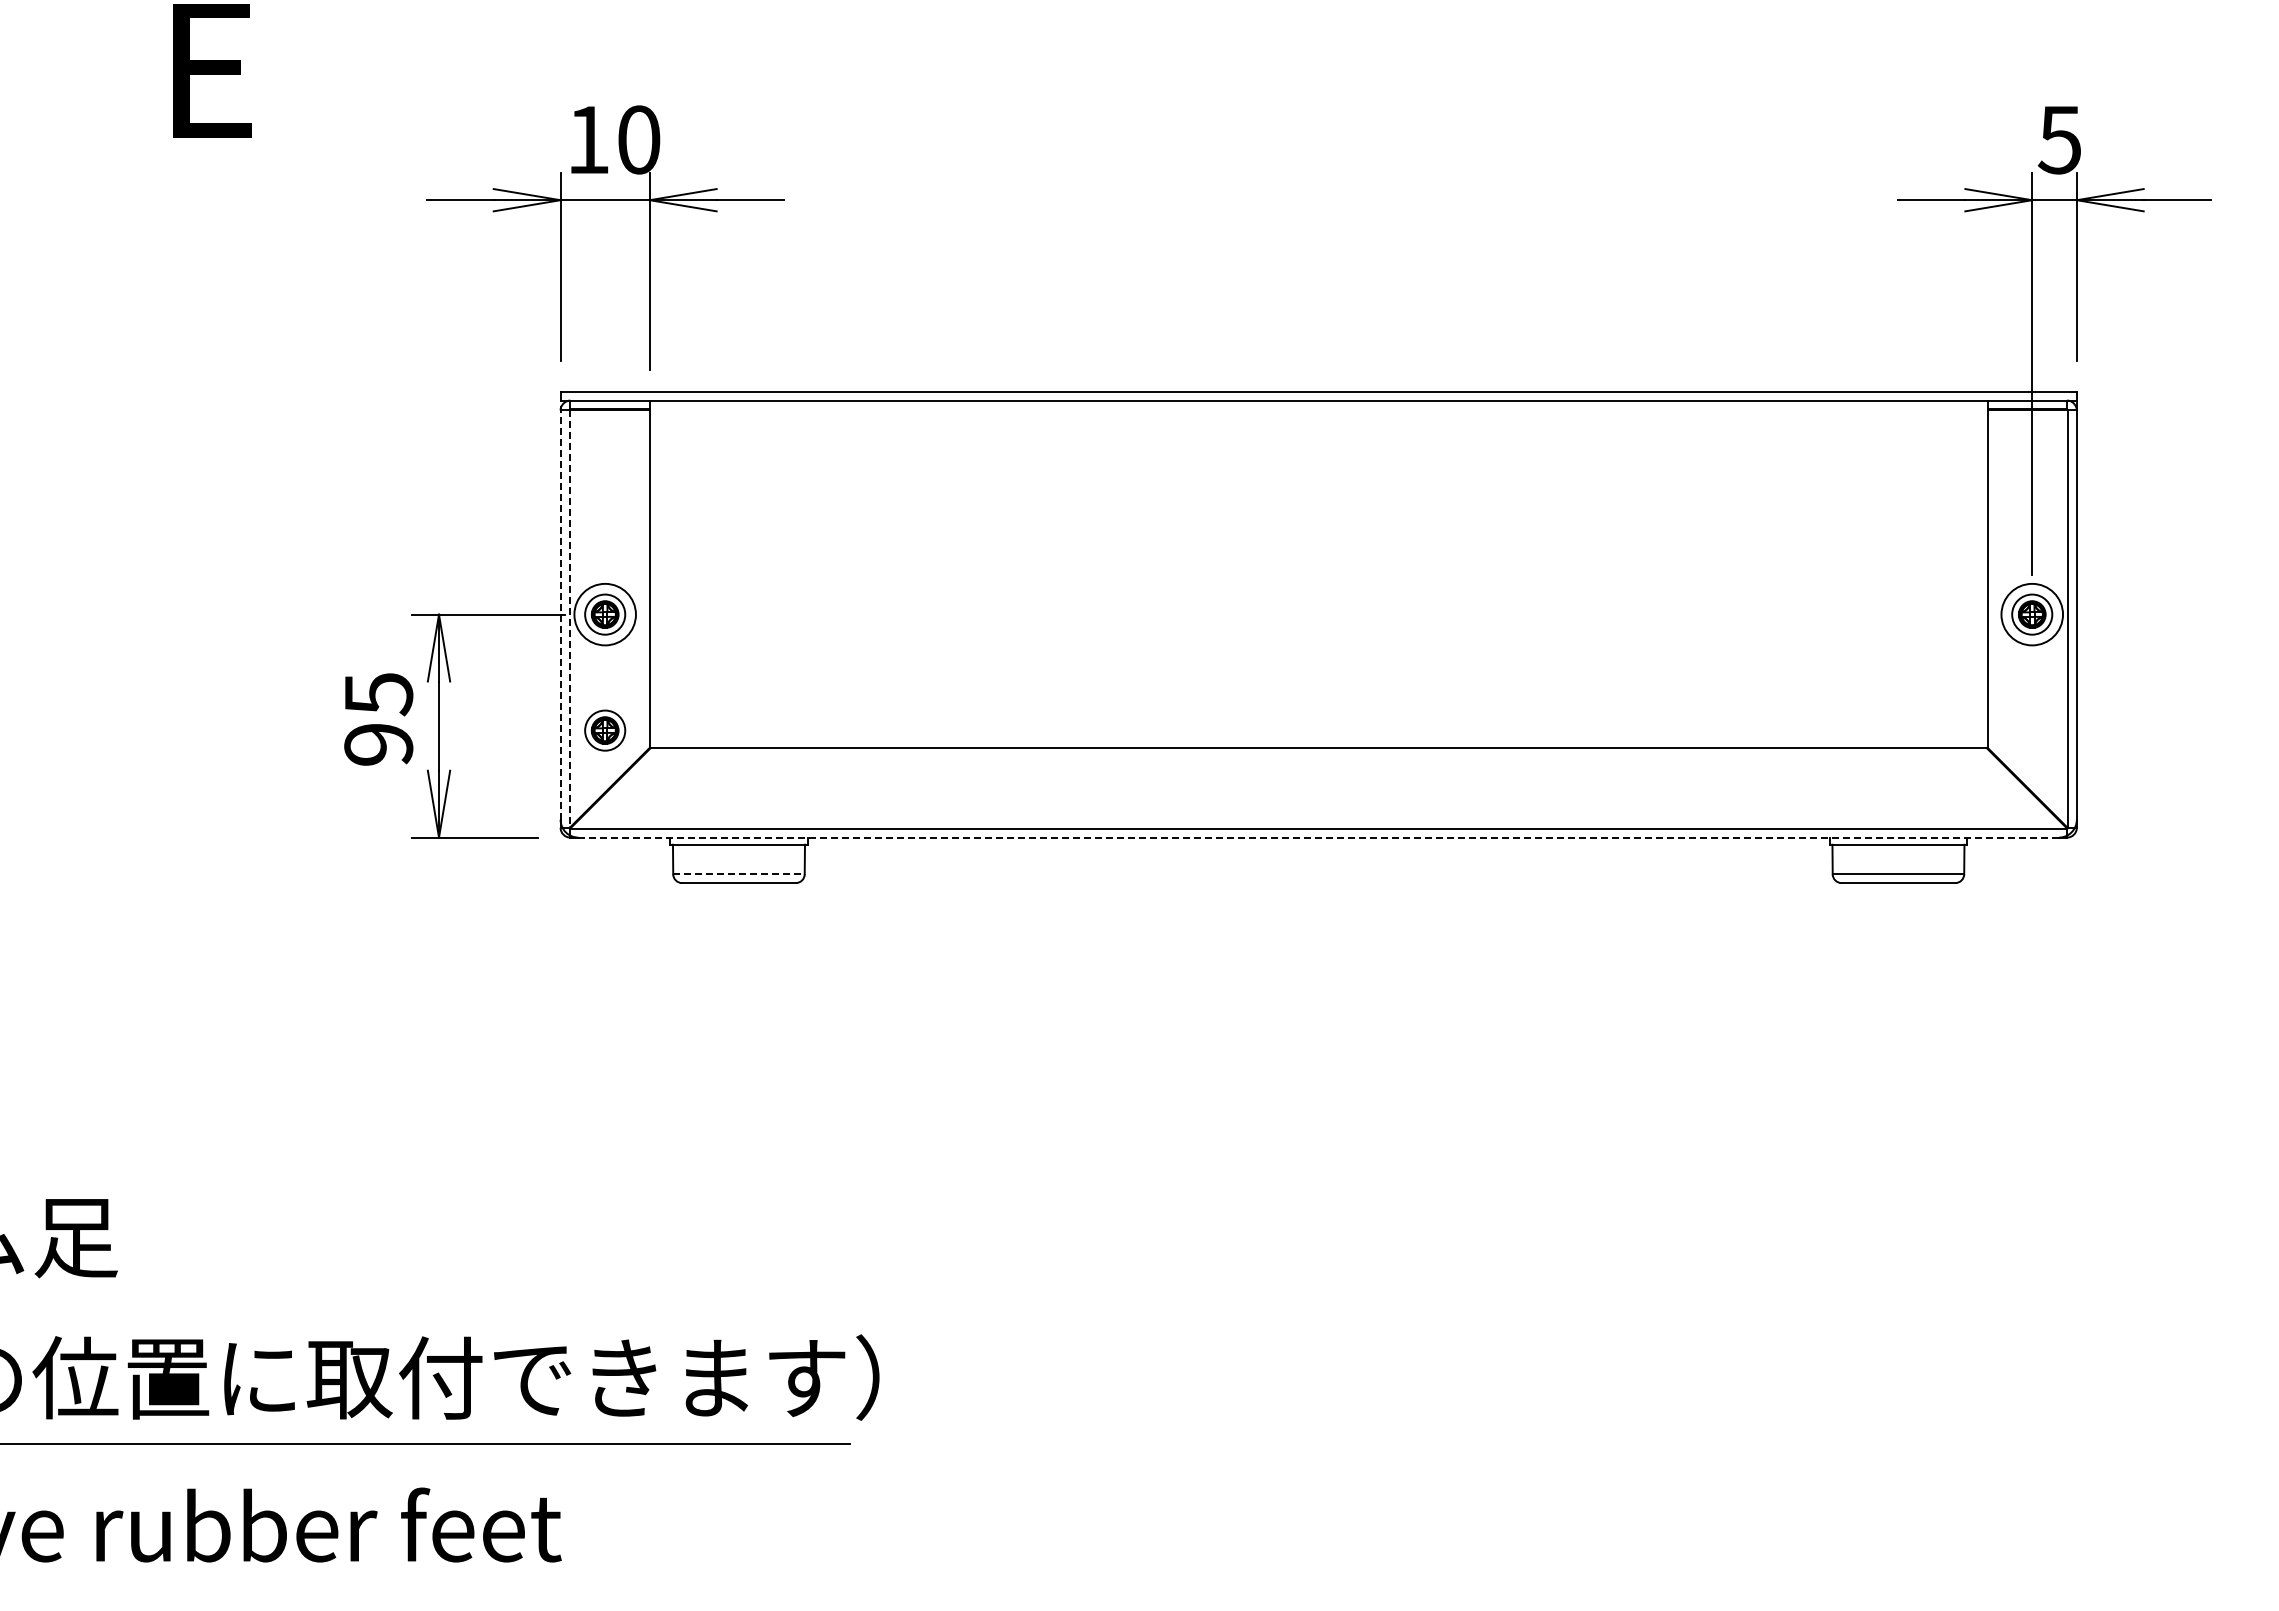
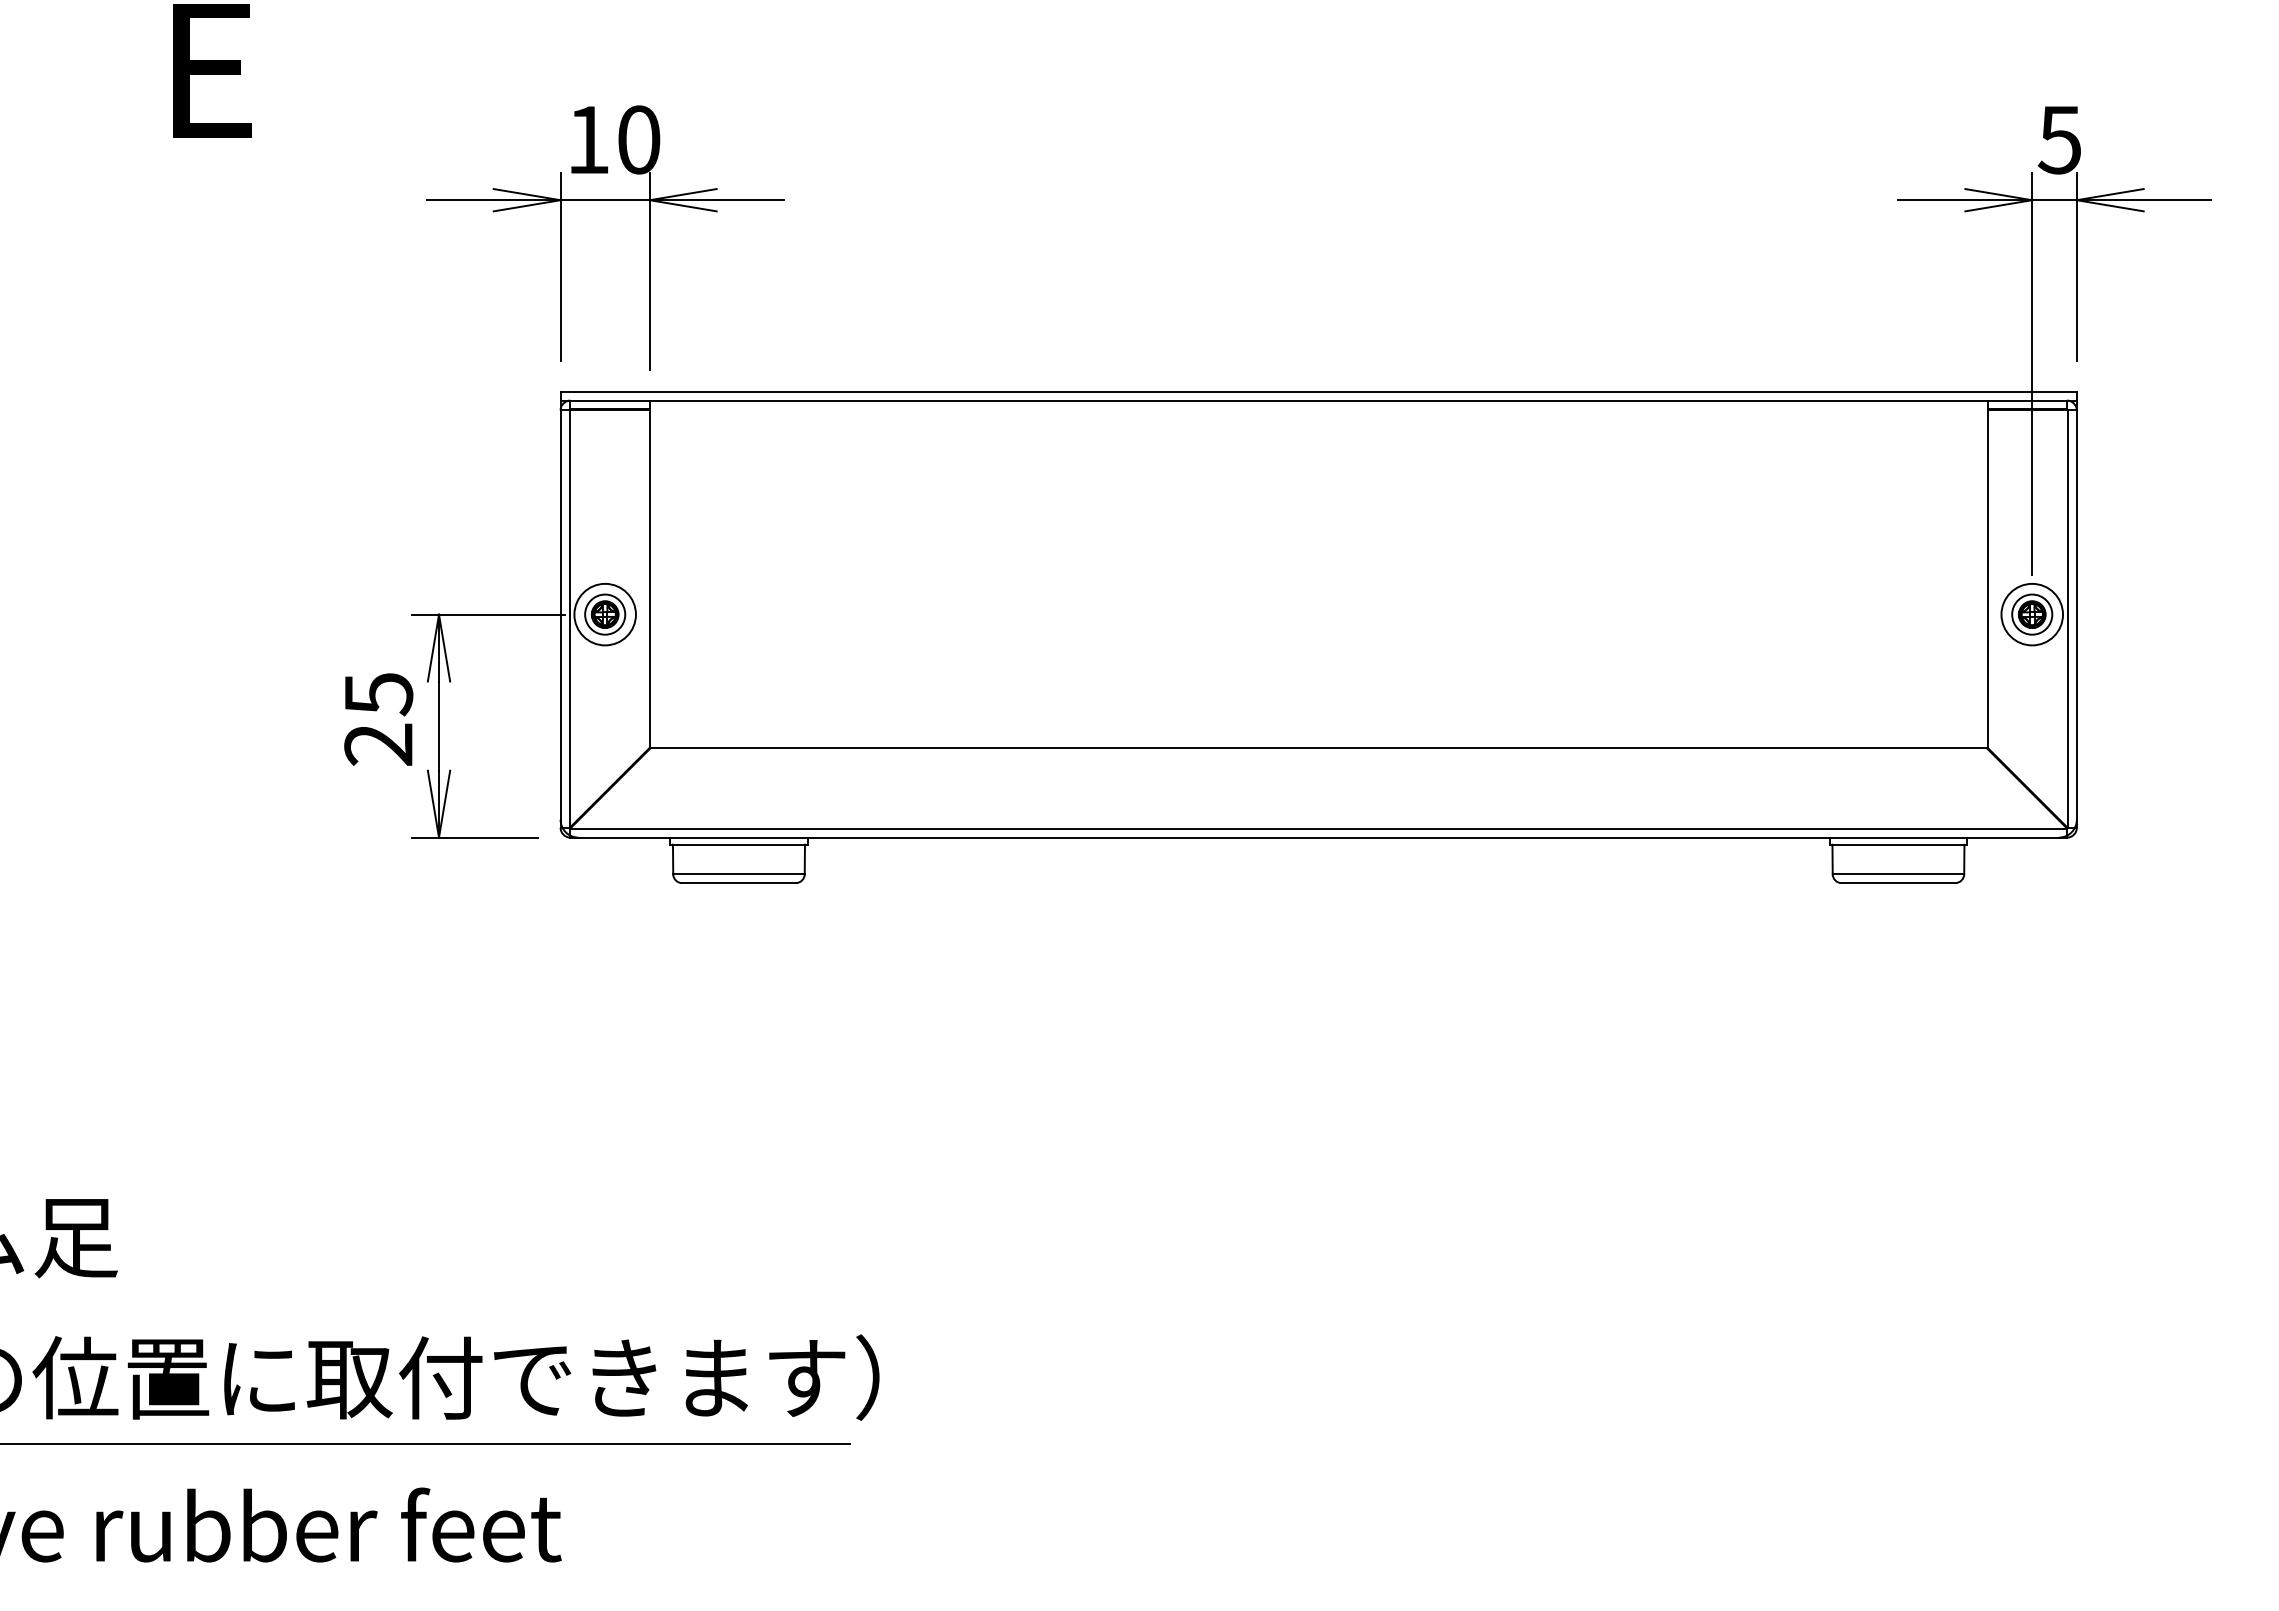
line: dashed -> solid (560, 610)
line: dashed -> solid (569, 619)
part: present -> none (605, 730)
text: 95 -> 25 (378, 744)
line: dashed -> solid (1318, 837)
line: dashed -> solid (738, 874)
